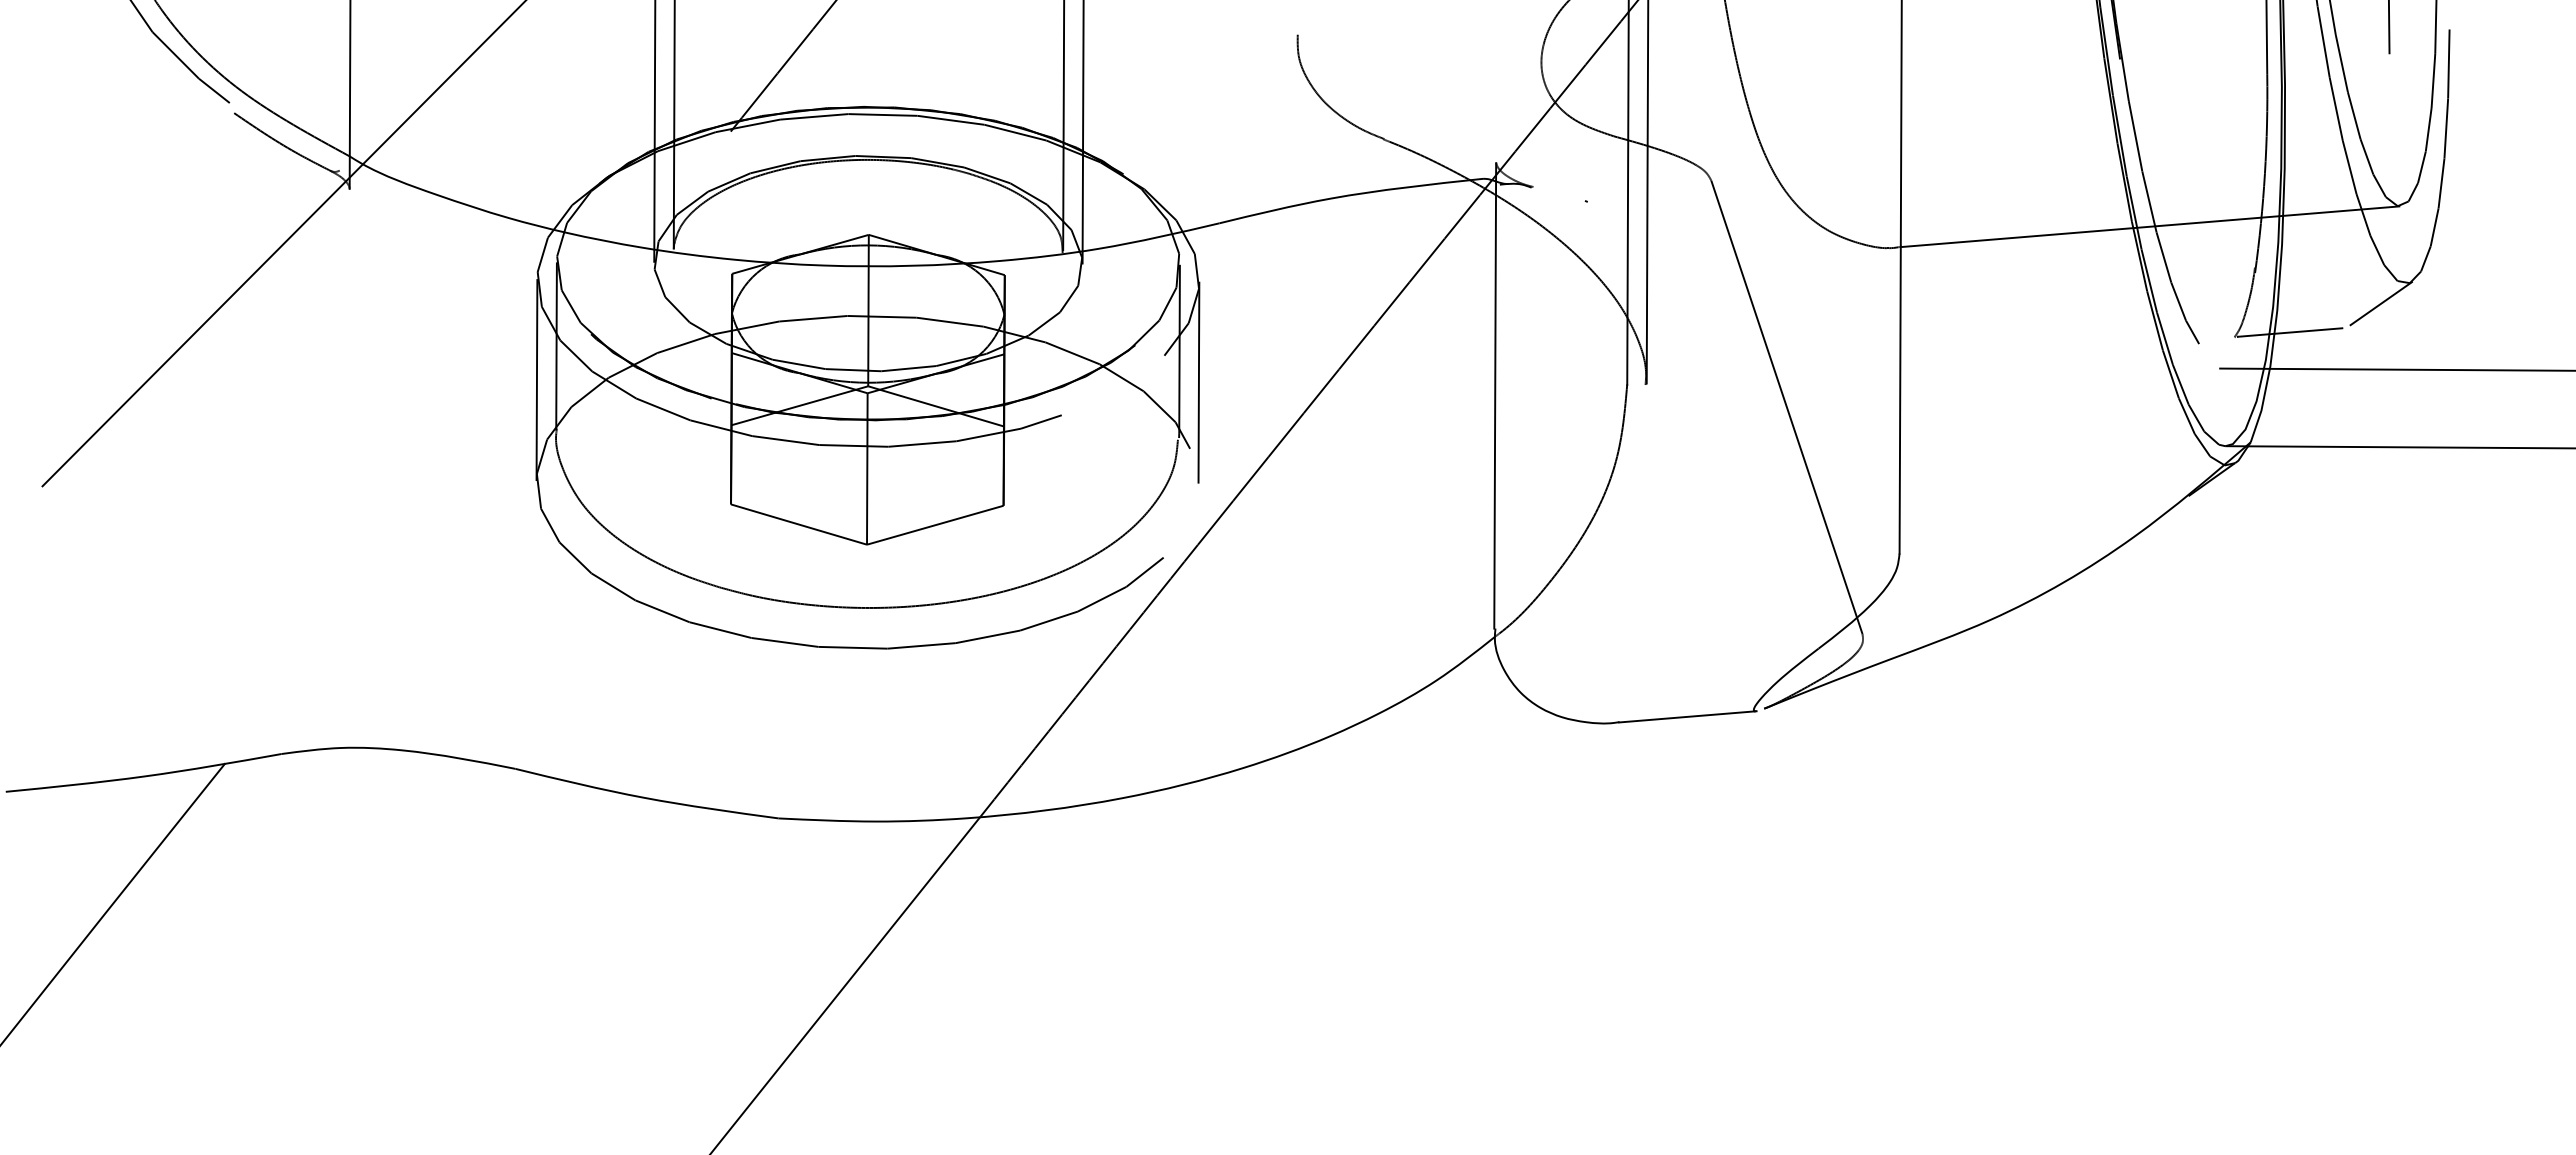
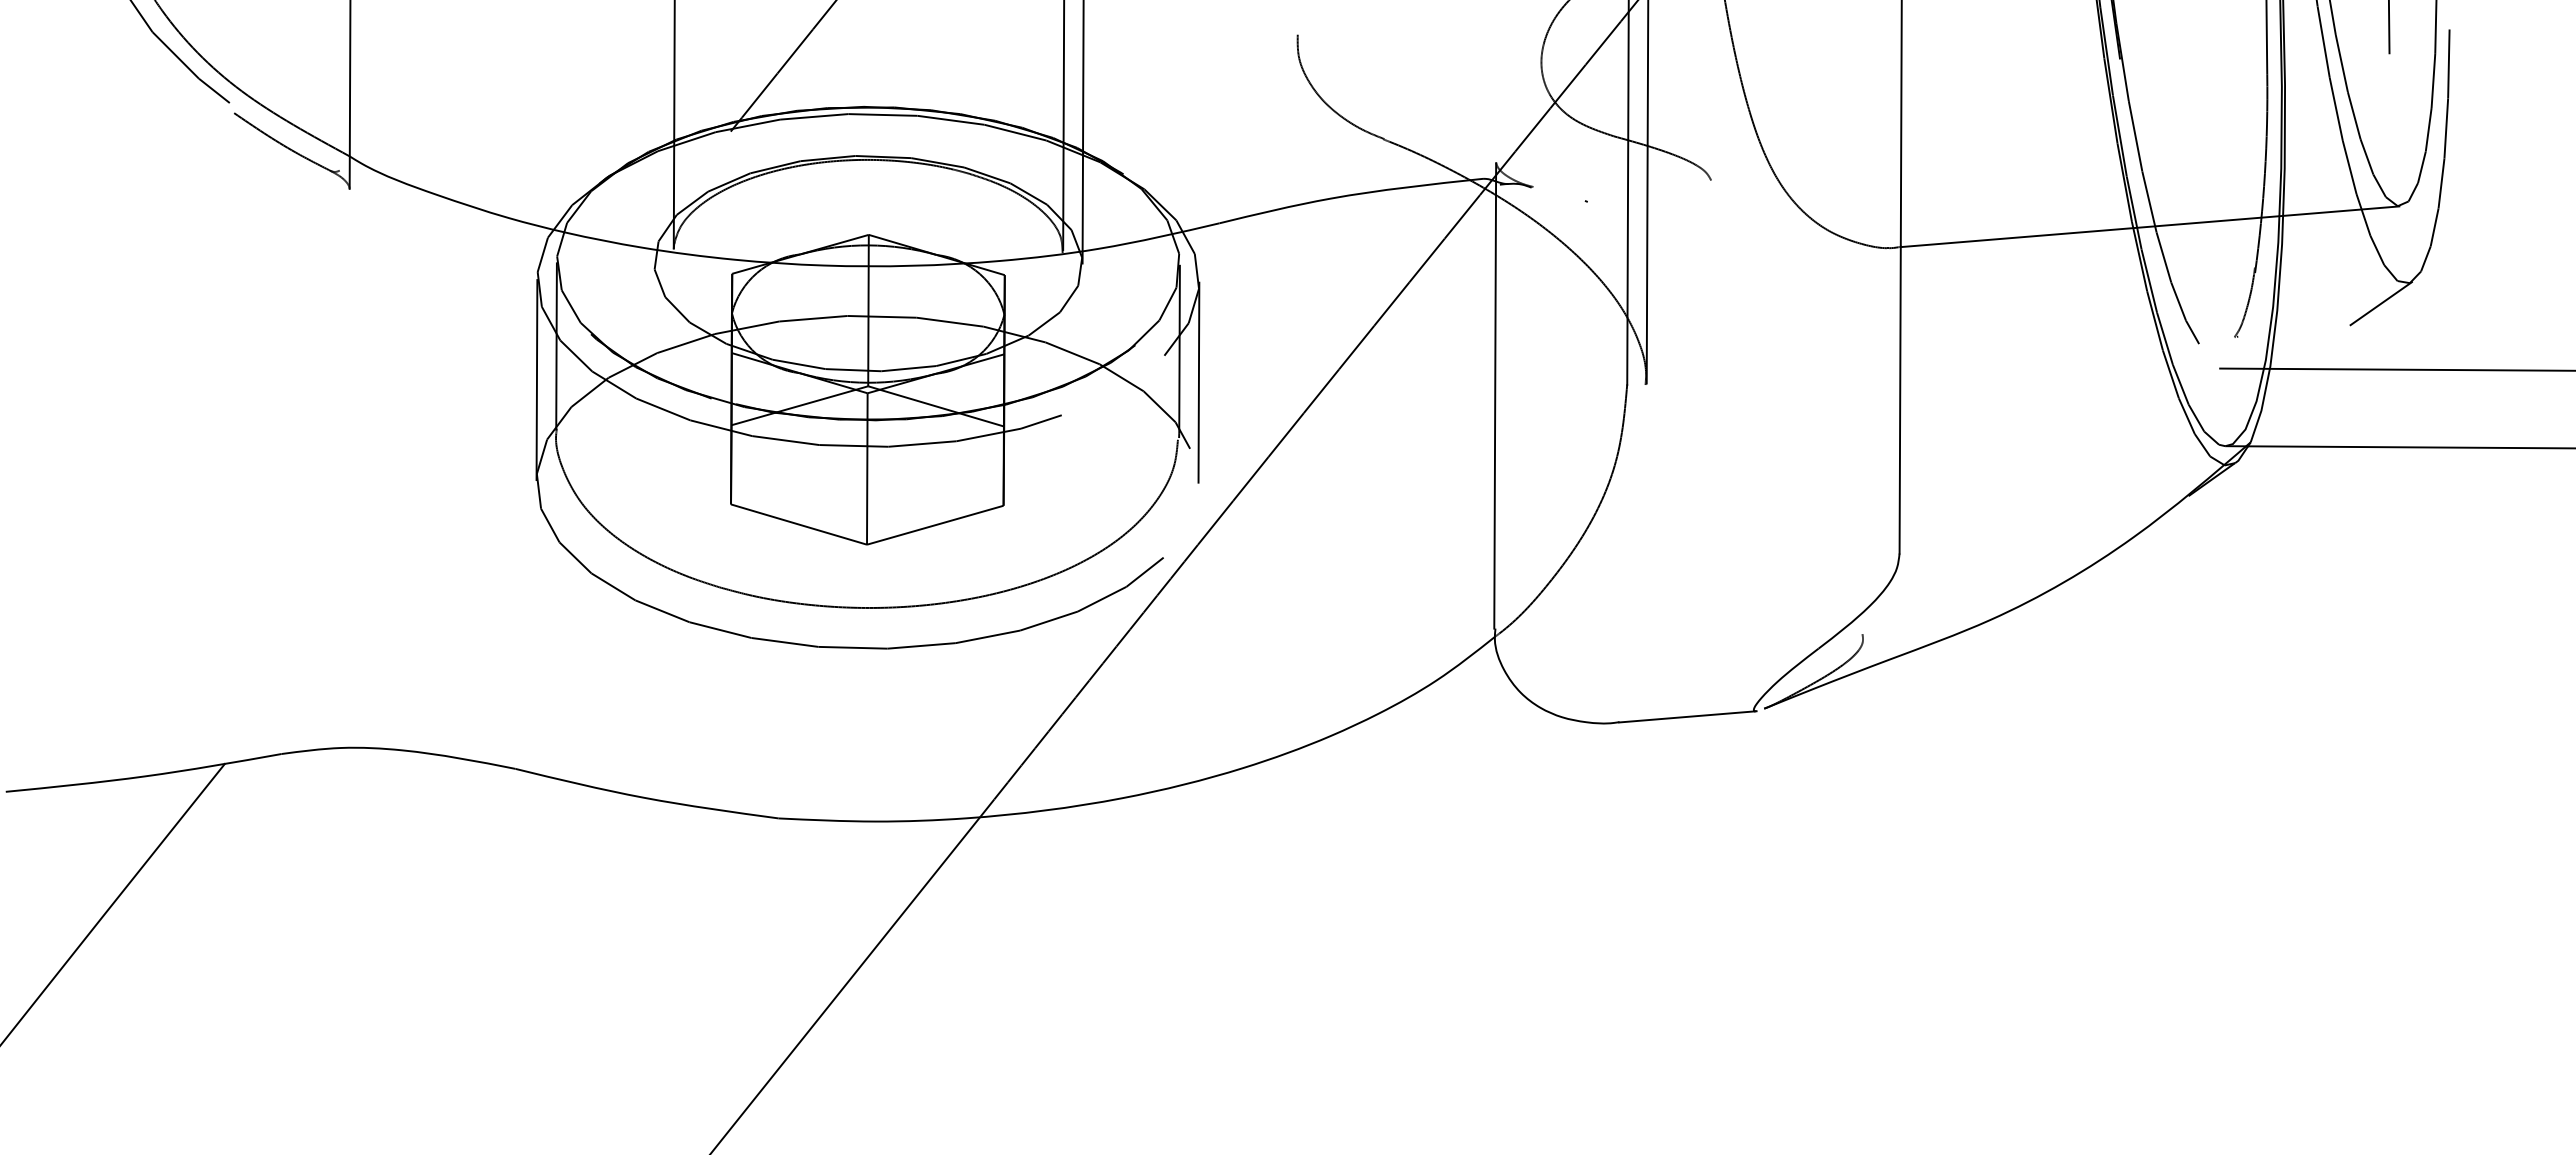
line: present -> none (654, 132)
line: present -> none (282, 244)
line: present -> none (2289, 332)
line: present -> none (1786, 407)
